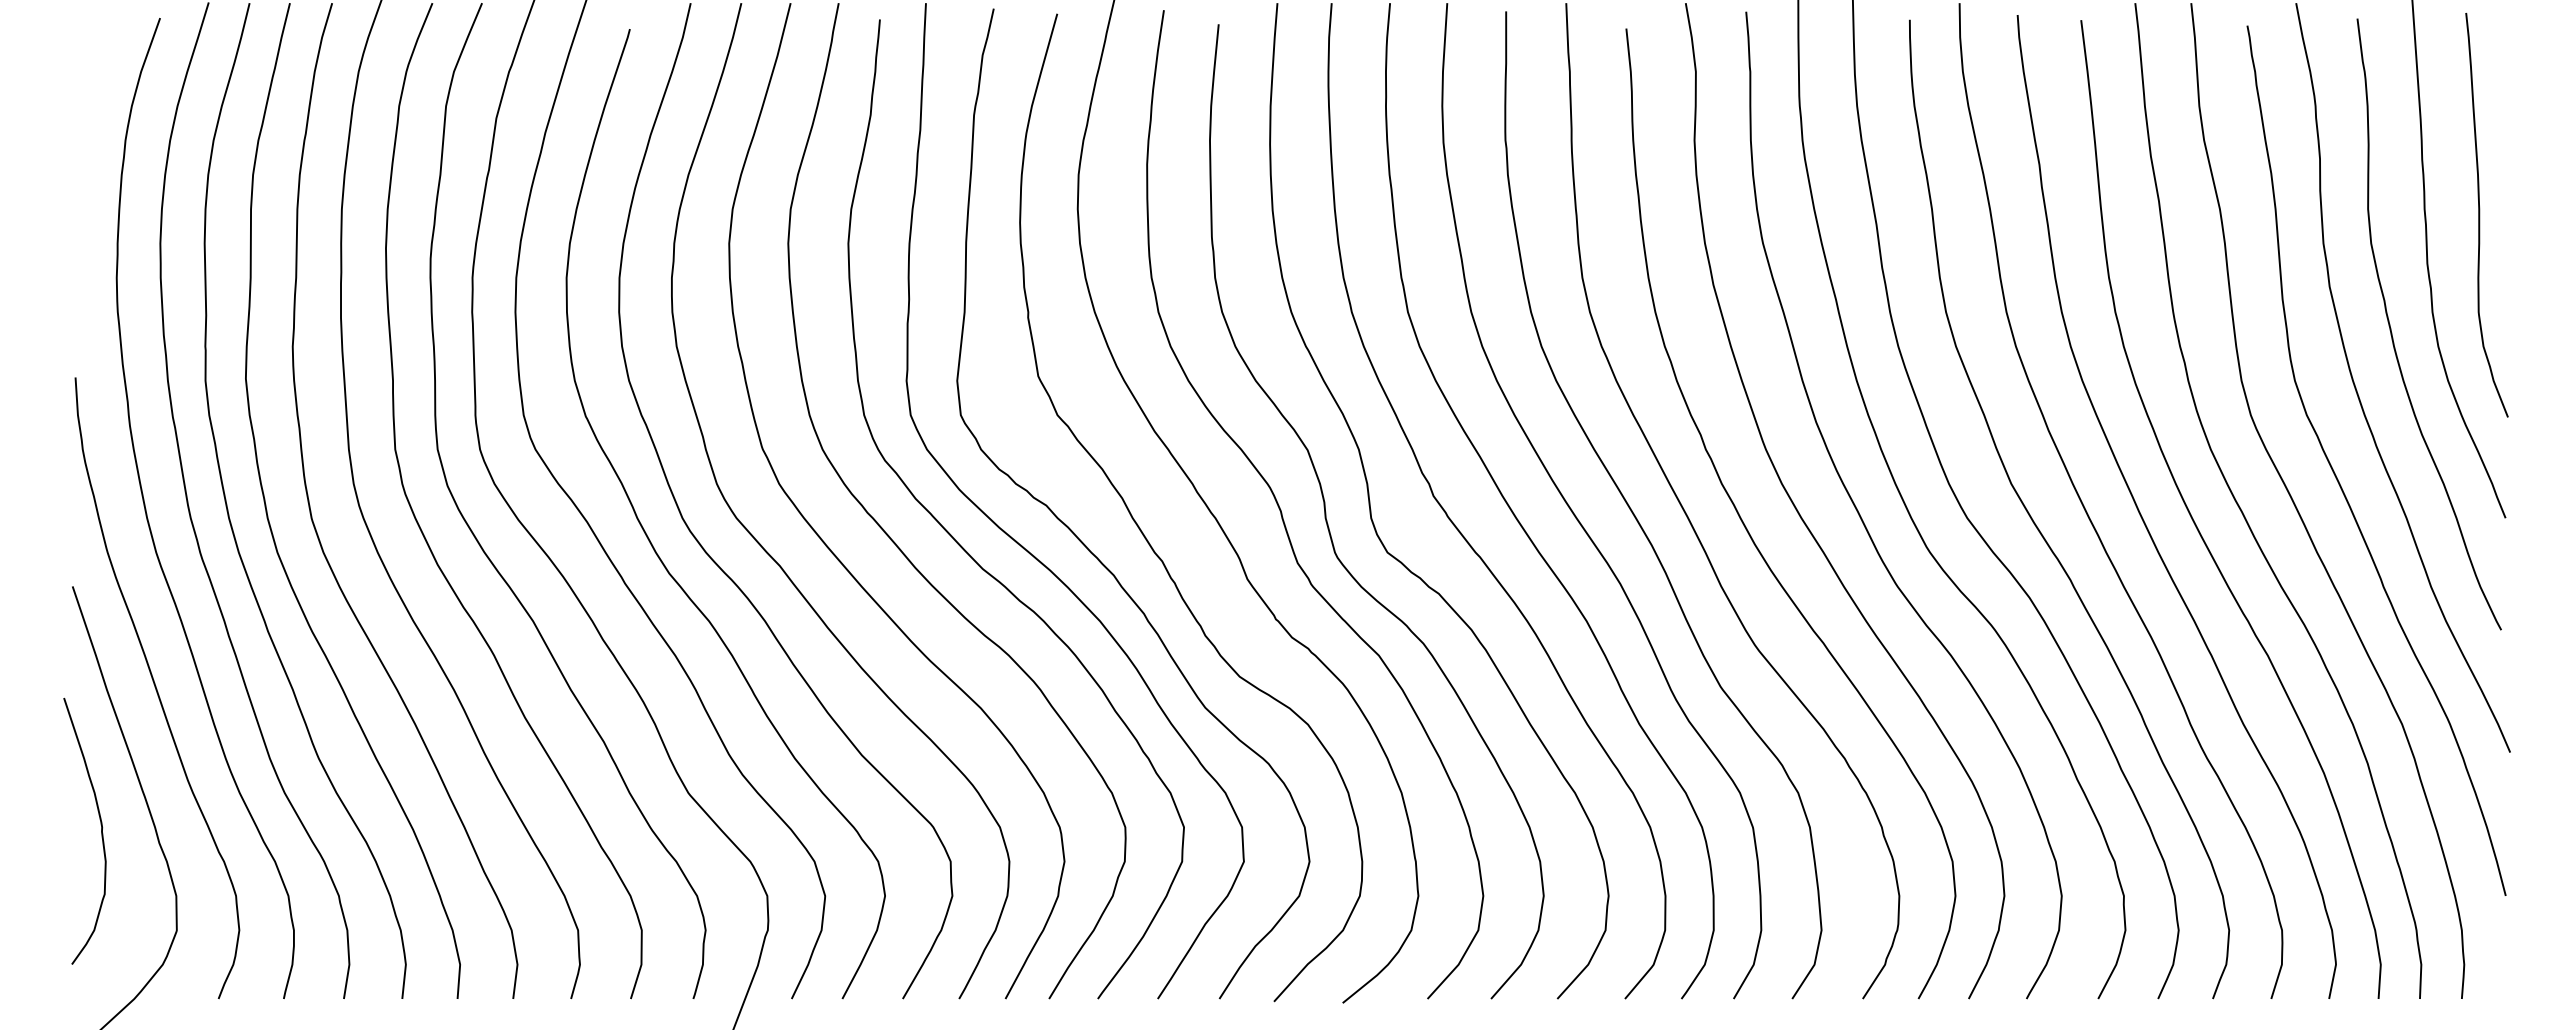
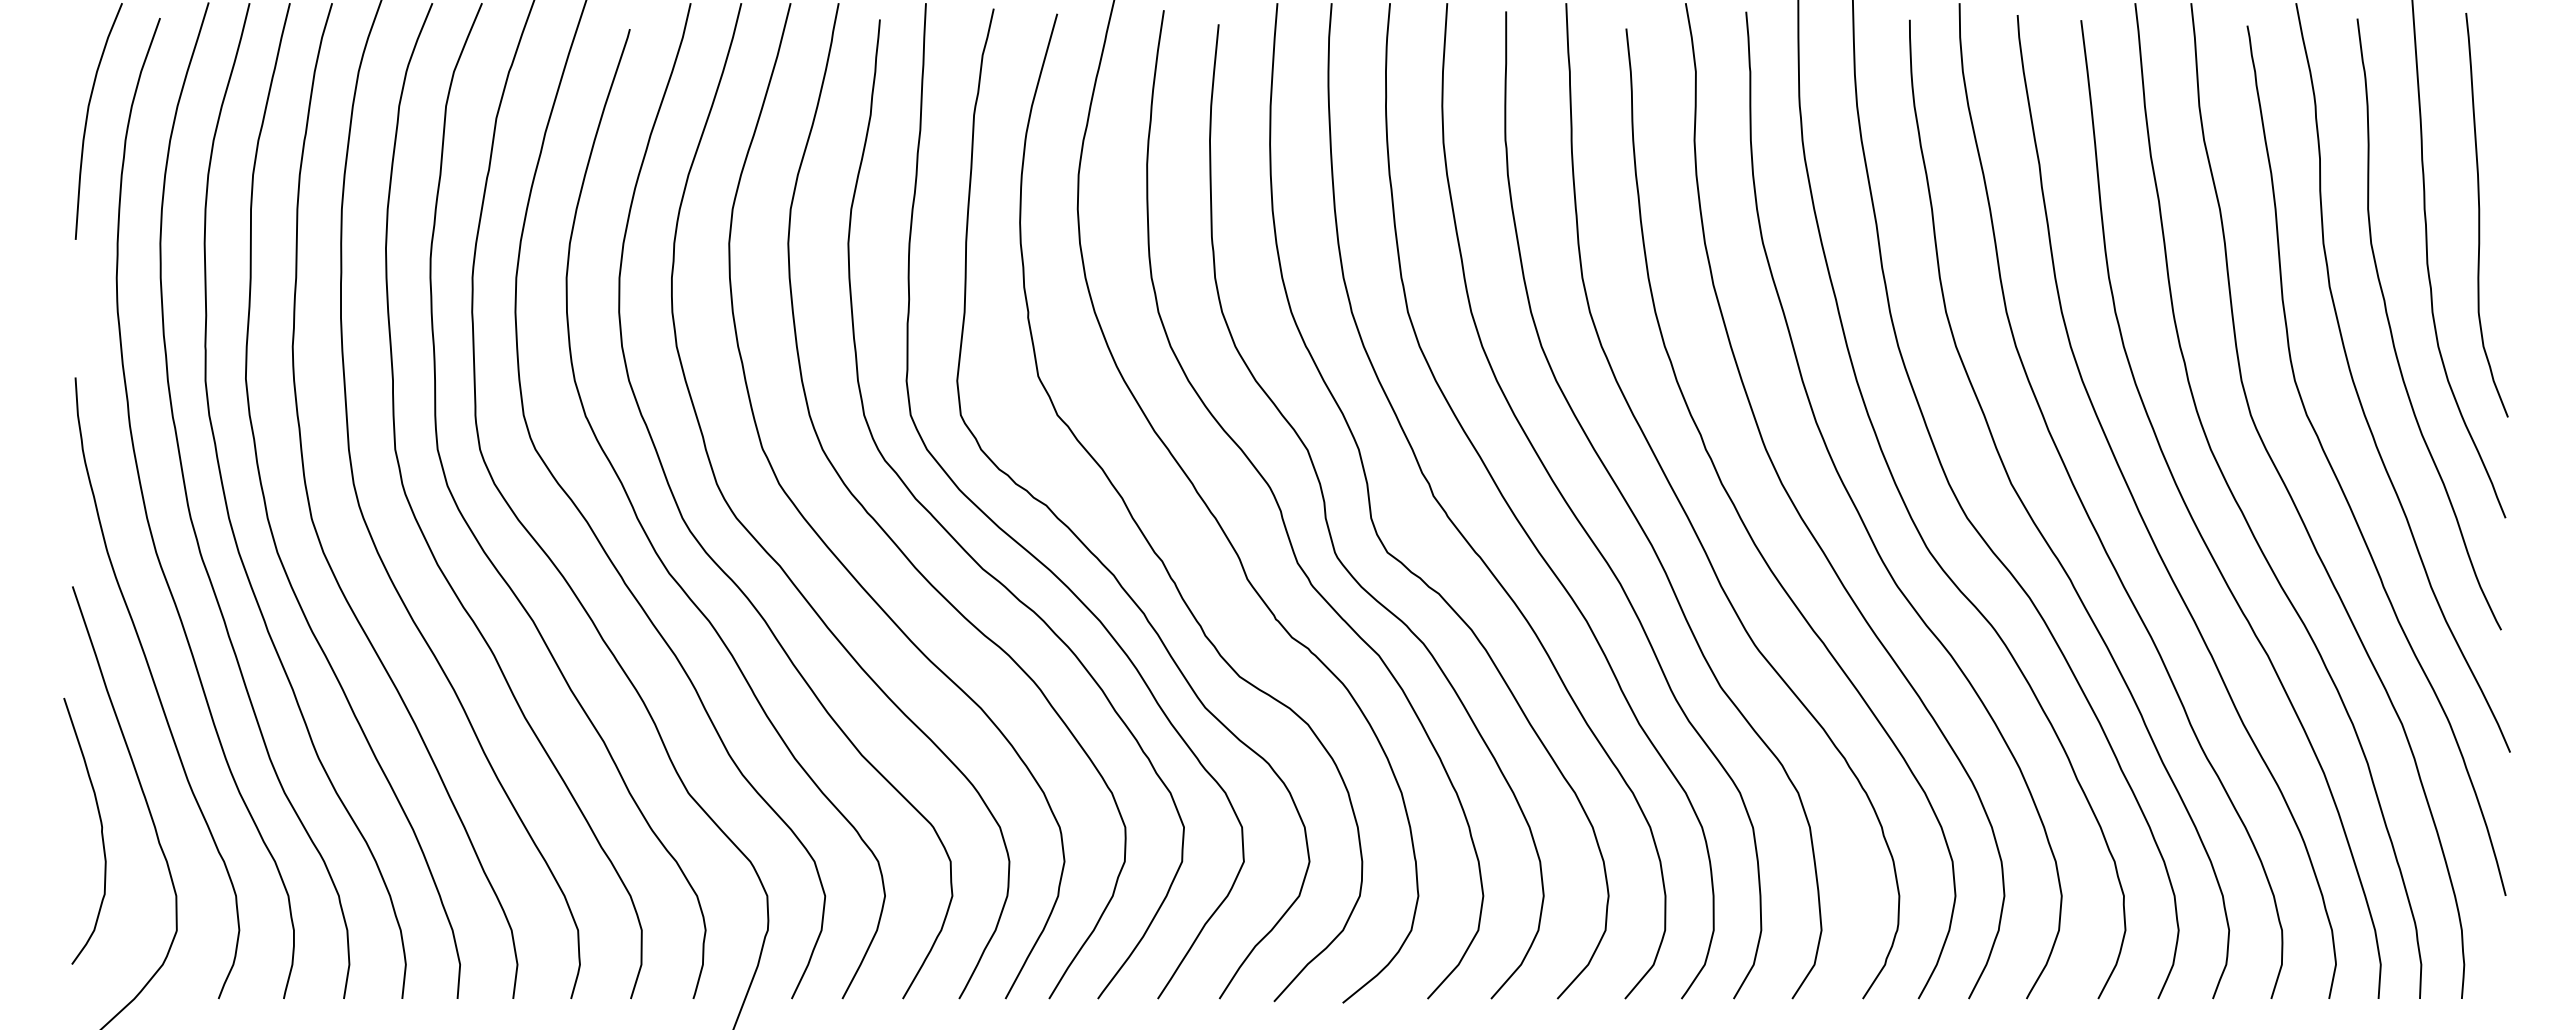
curve: none -> present (87, 121)
